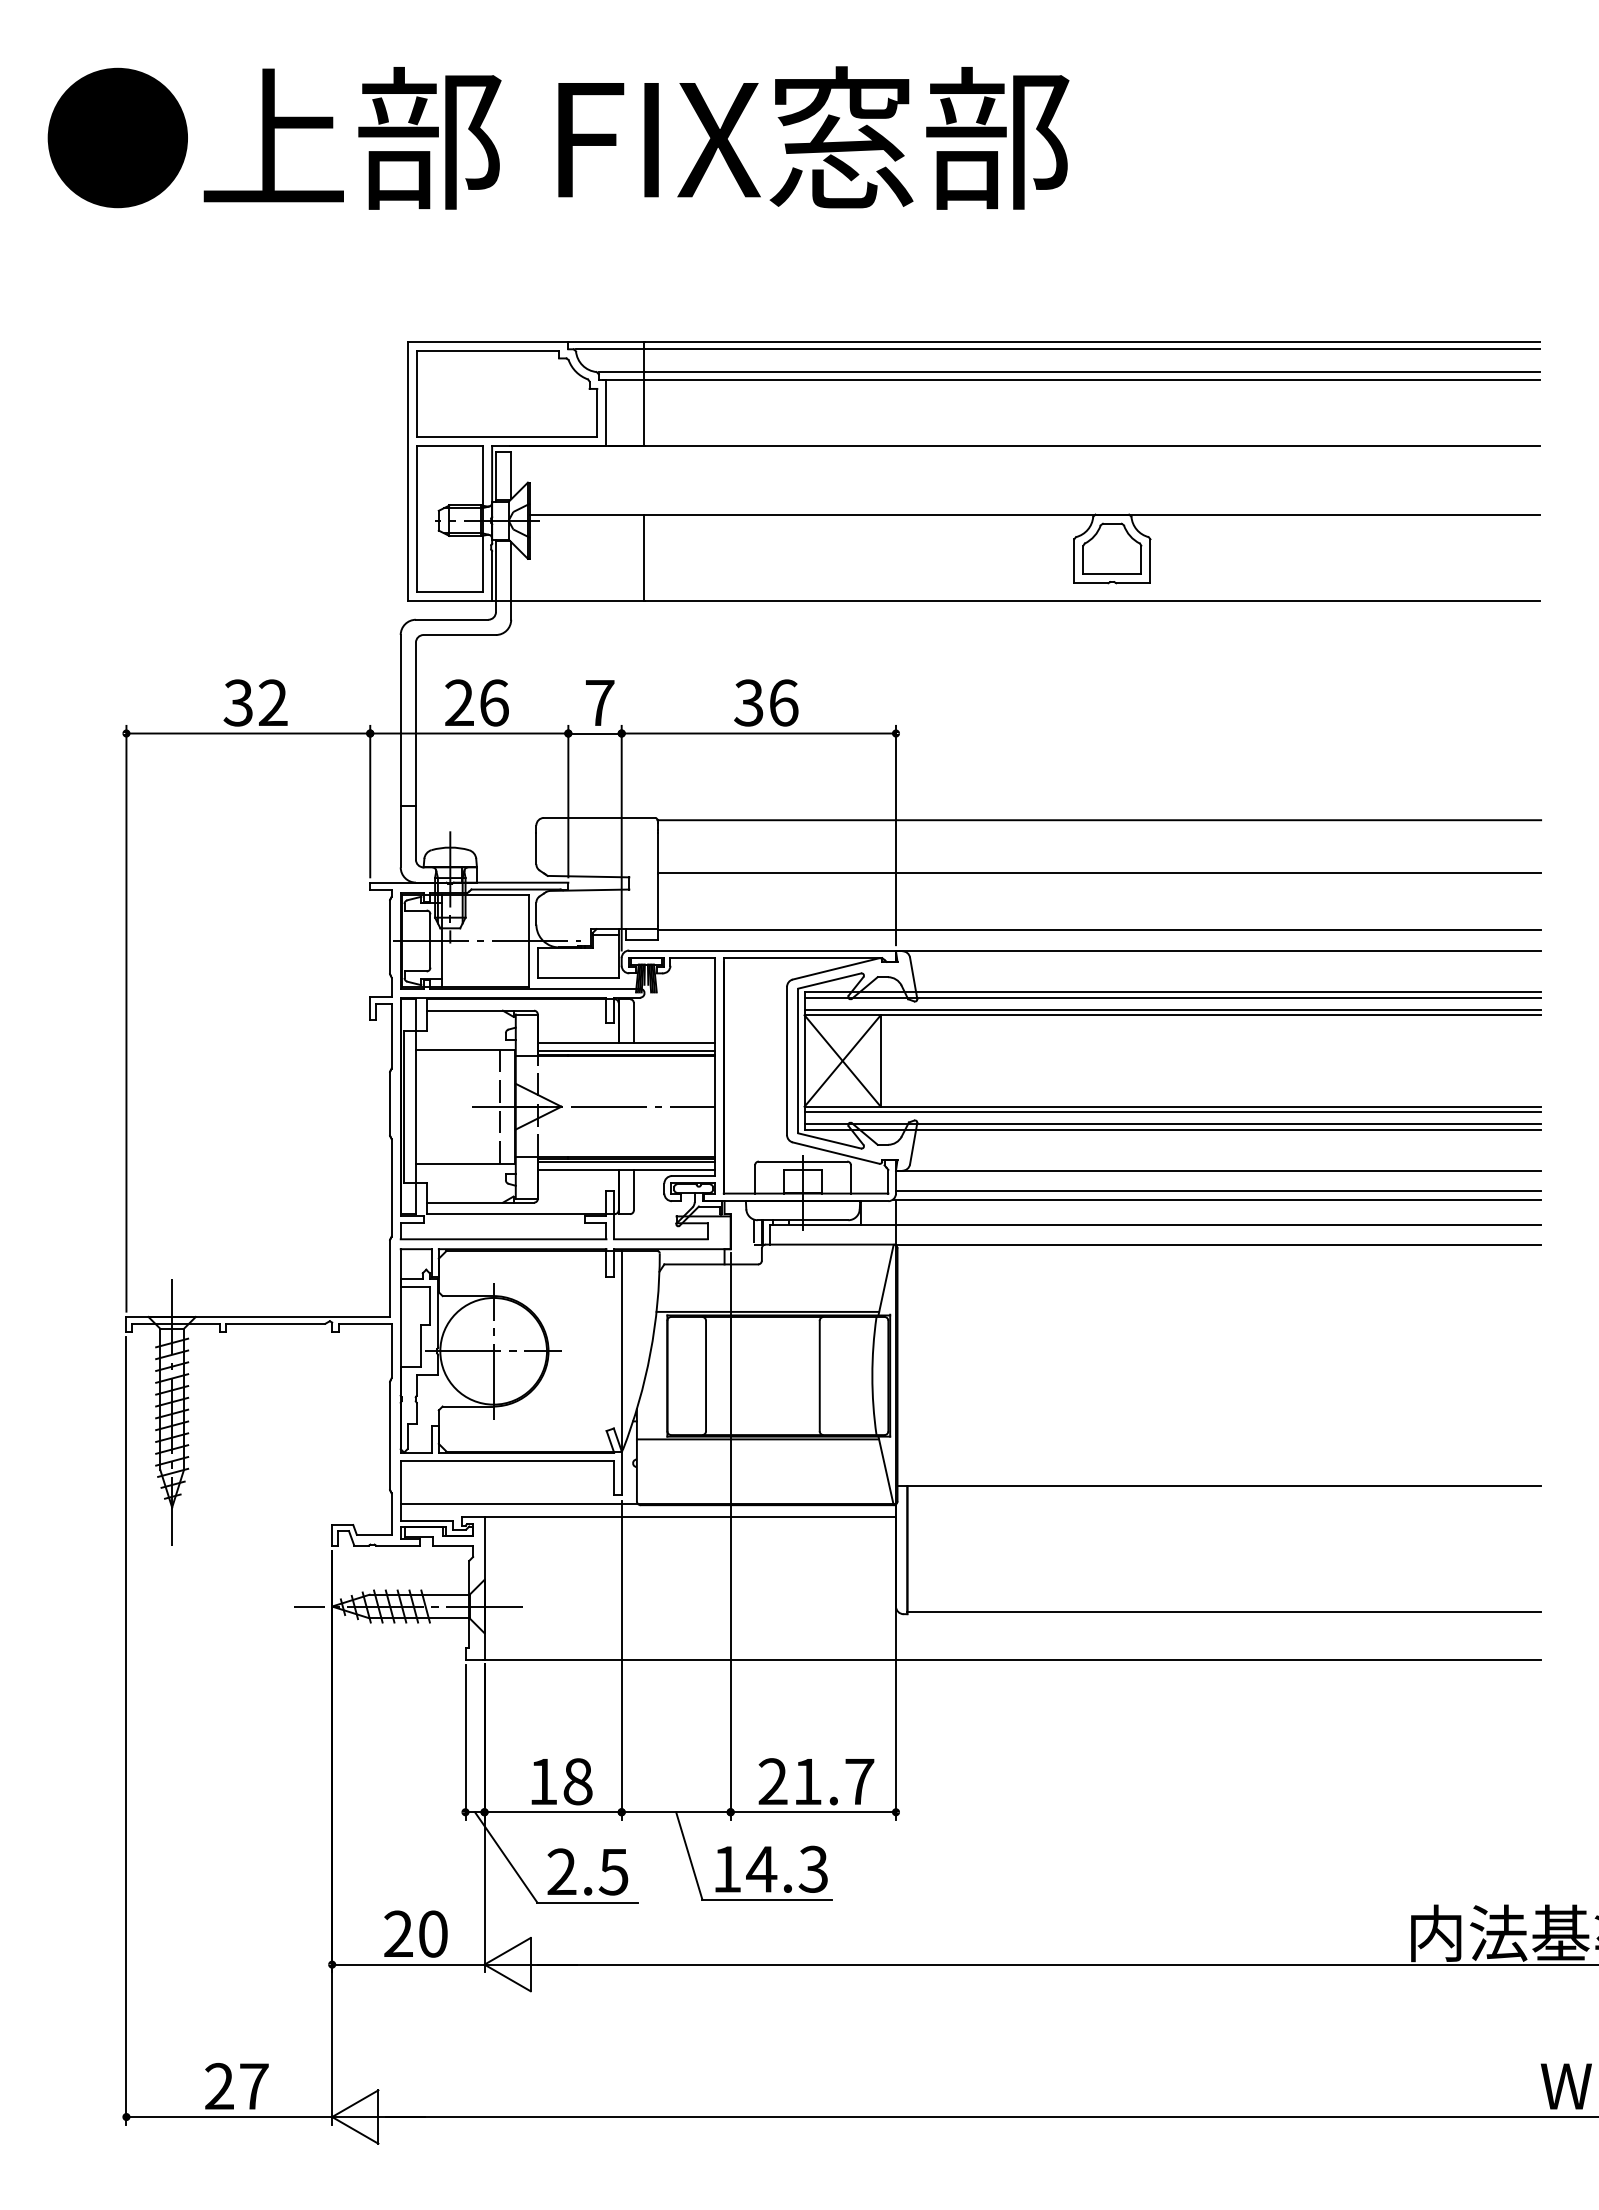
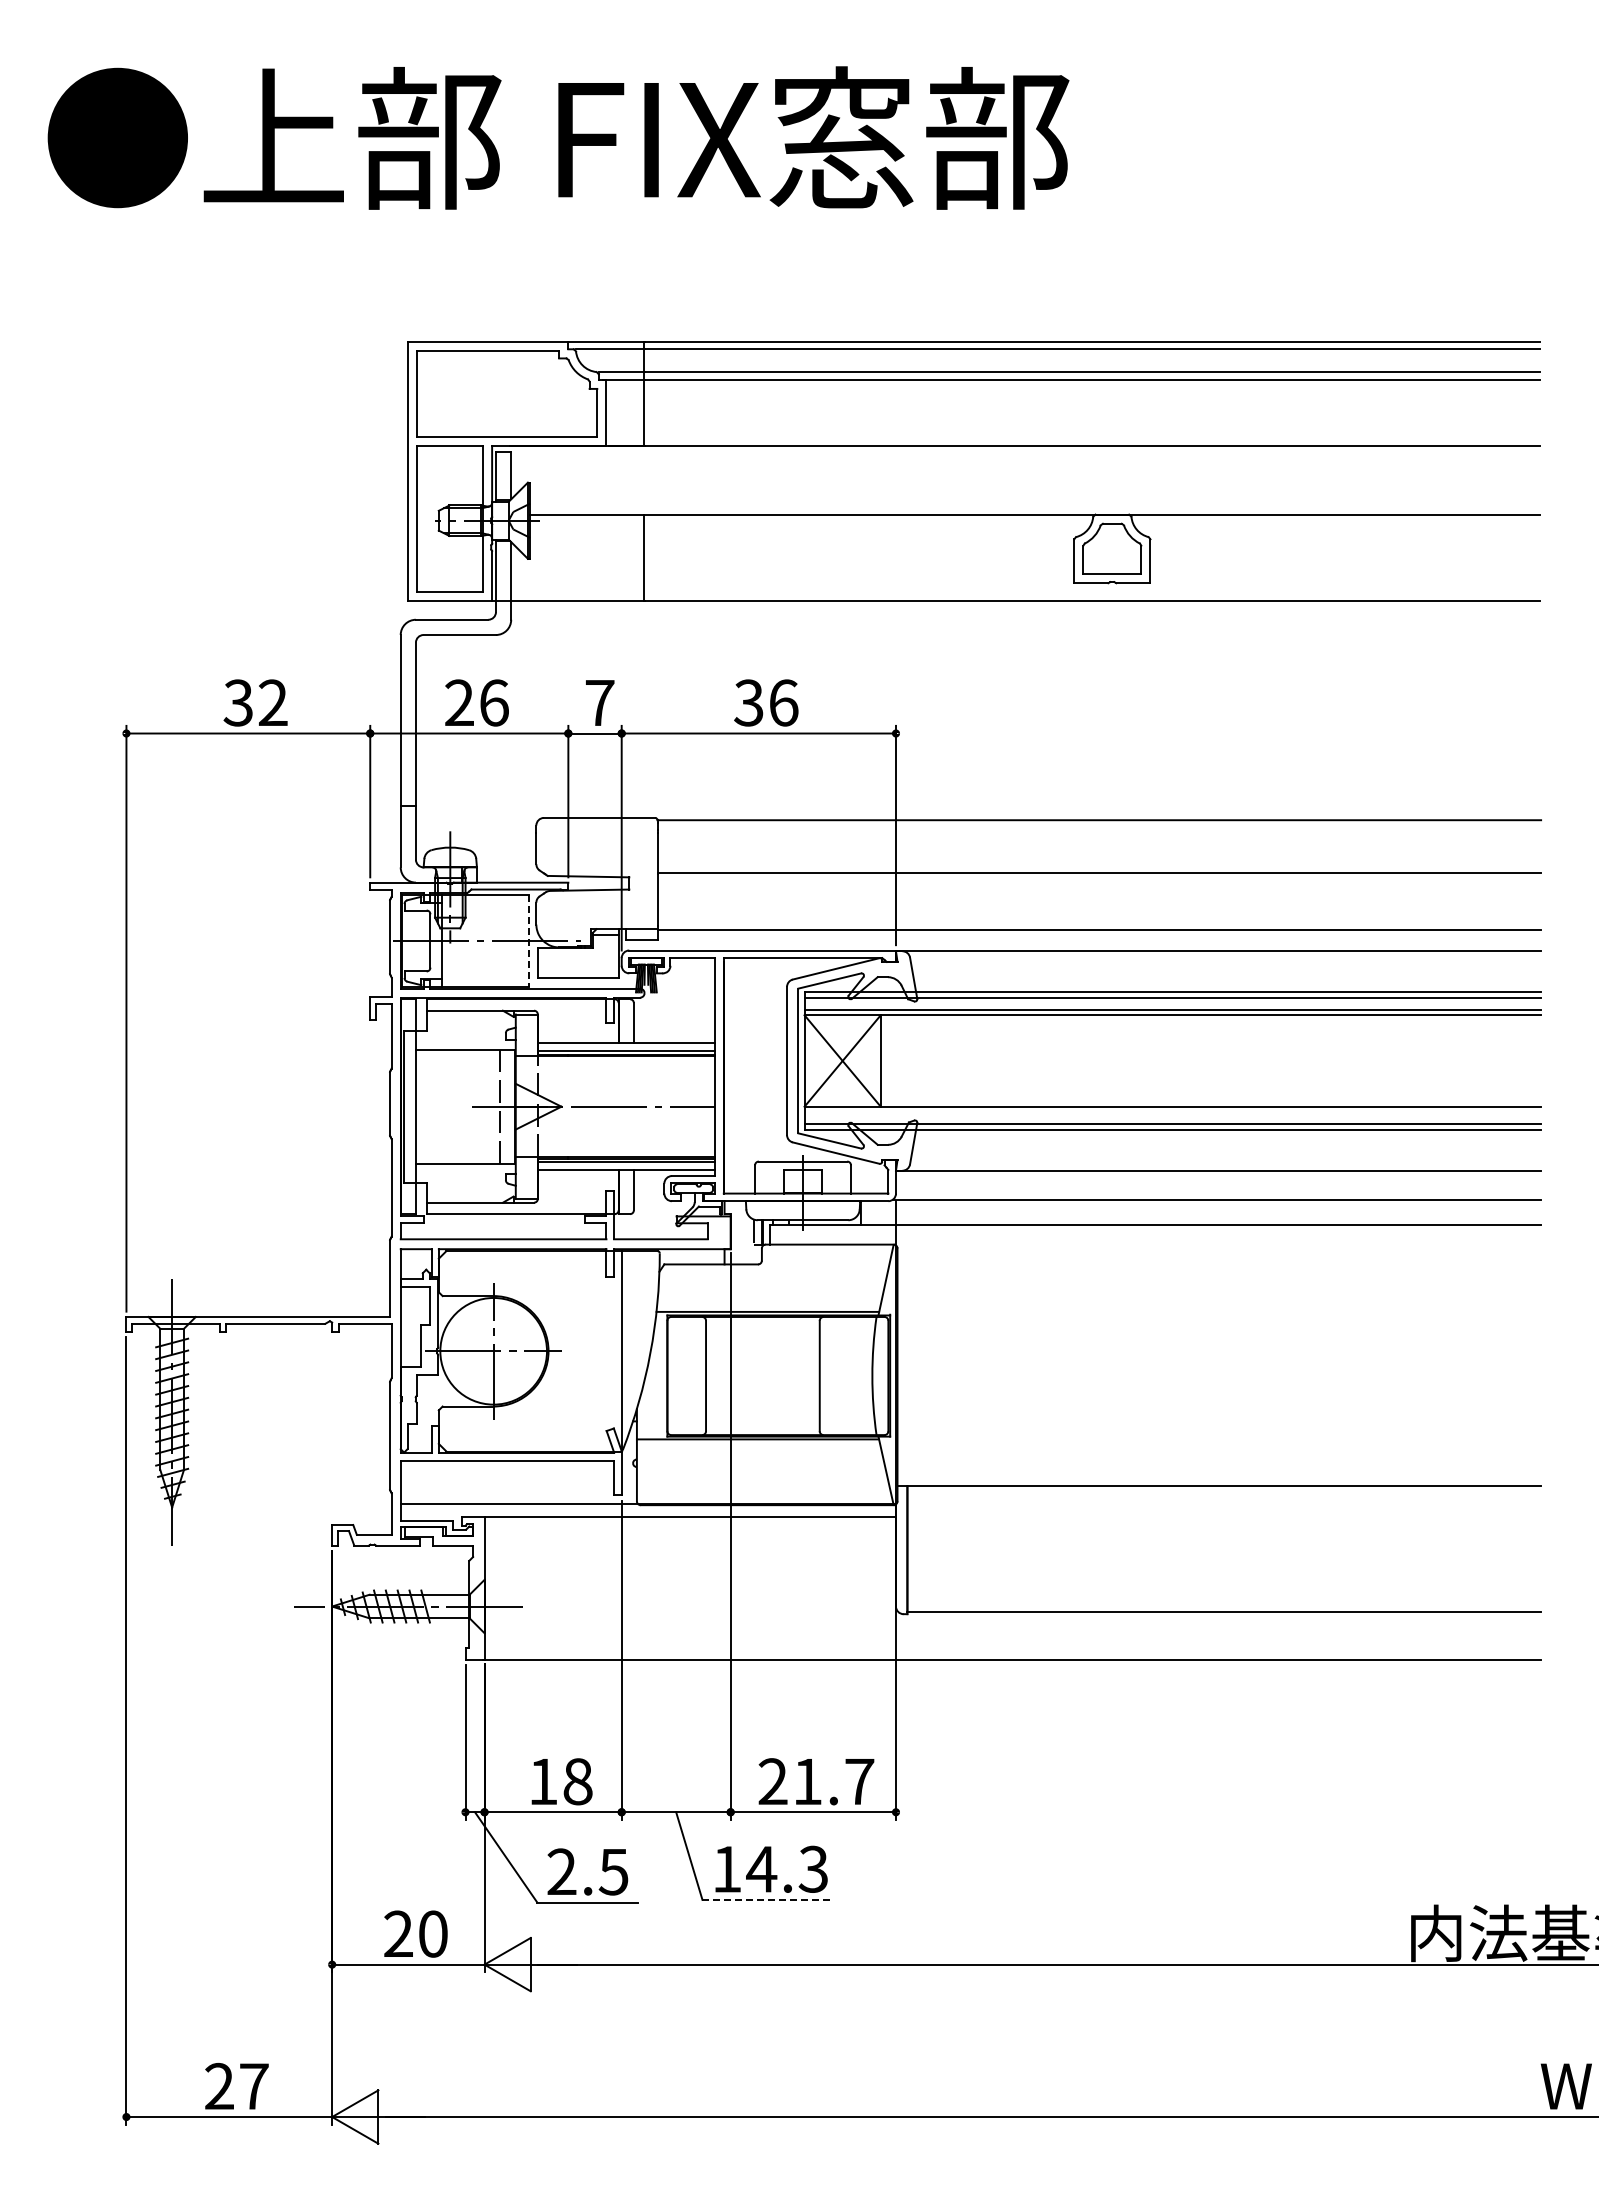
line: solid -> dashed (528, 941)
line: present -> none (1172, 1112)
line: present -> none (1218, 1190)
line: present -> none (1218, 1245)
line: solid -> dashed (767, 1899)
